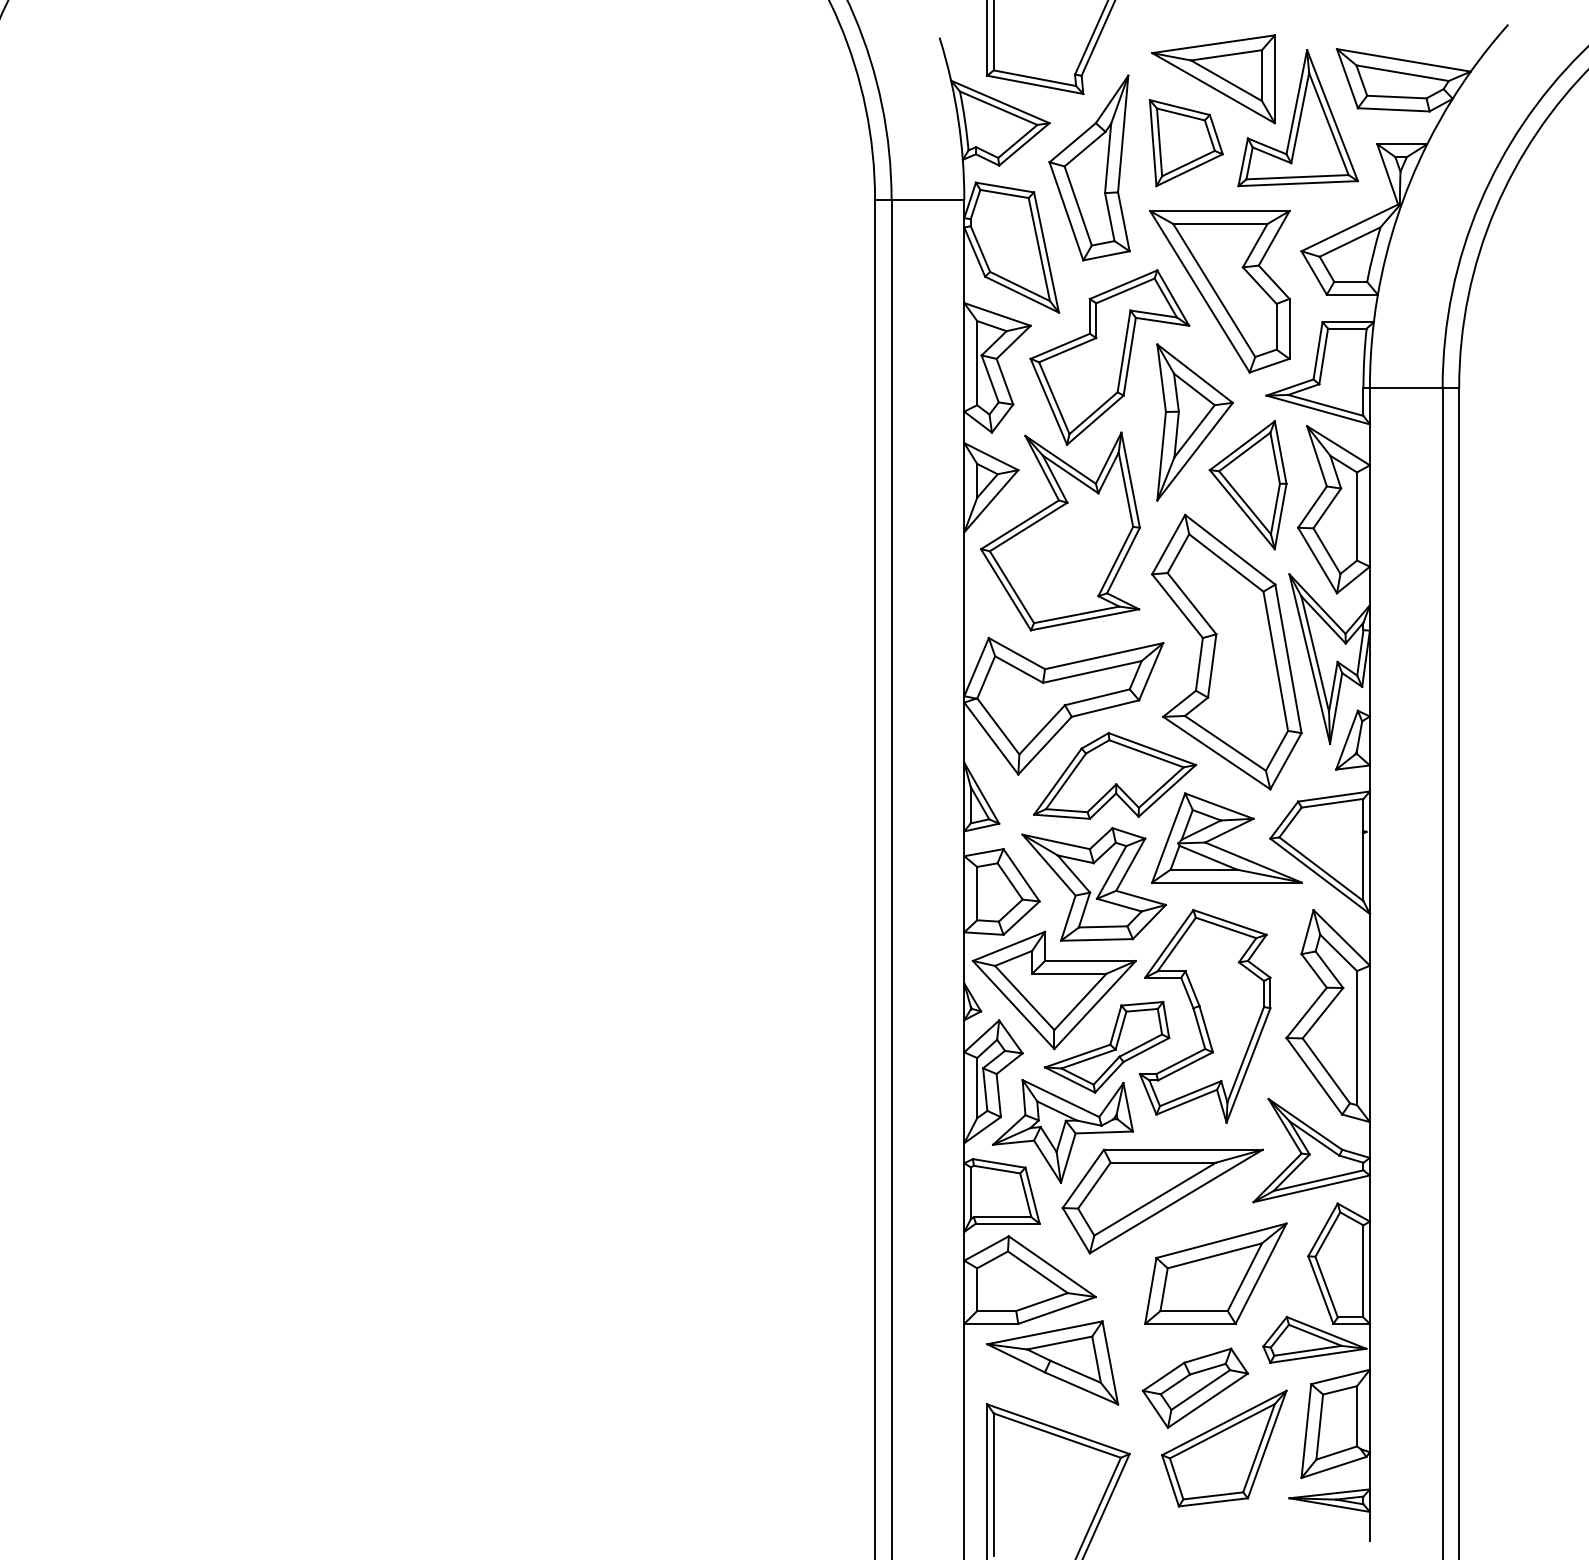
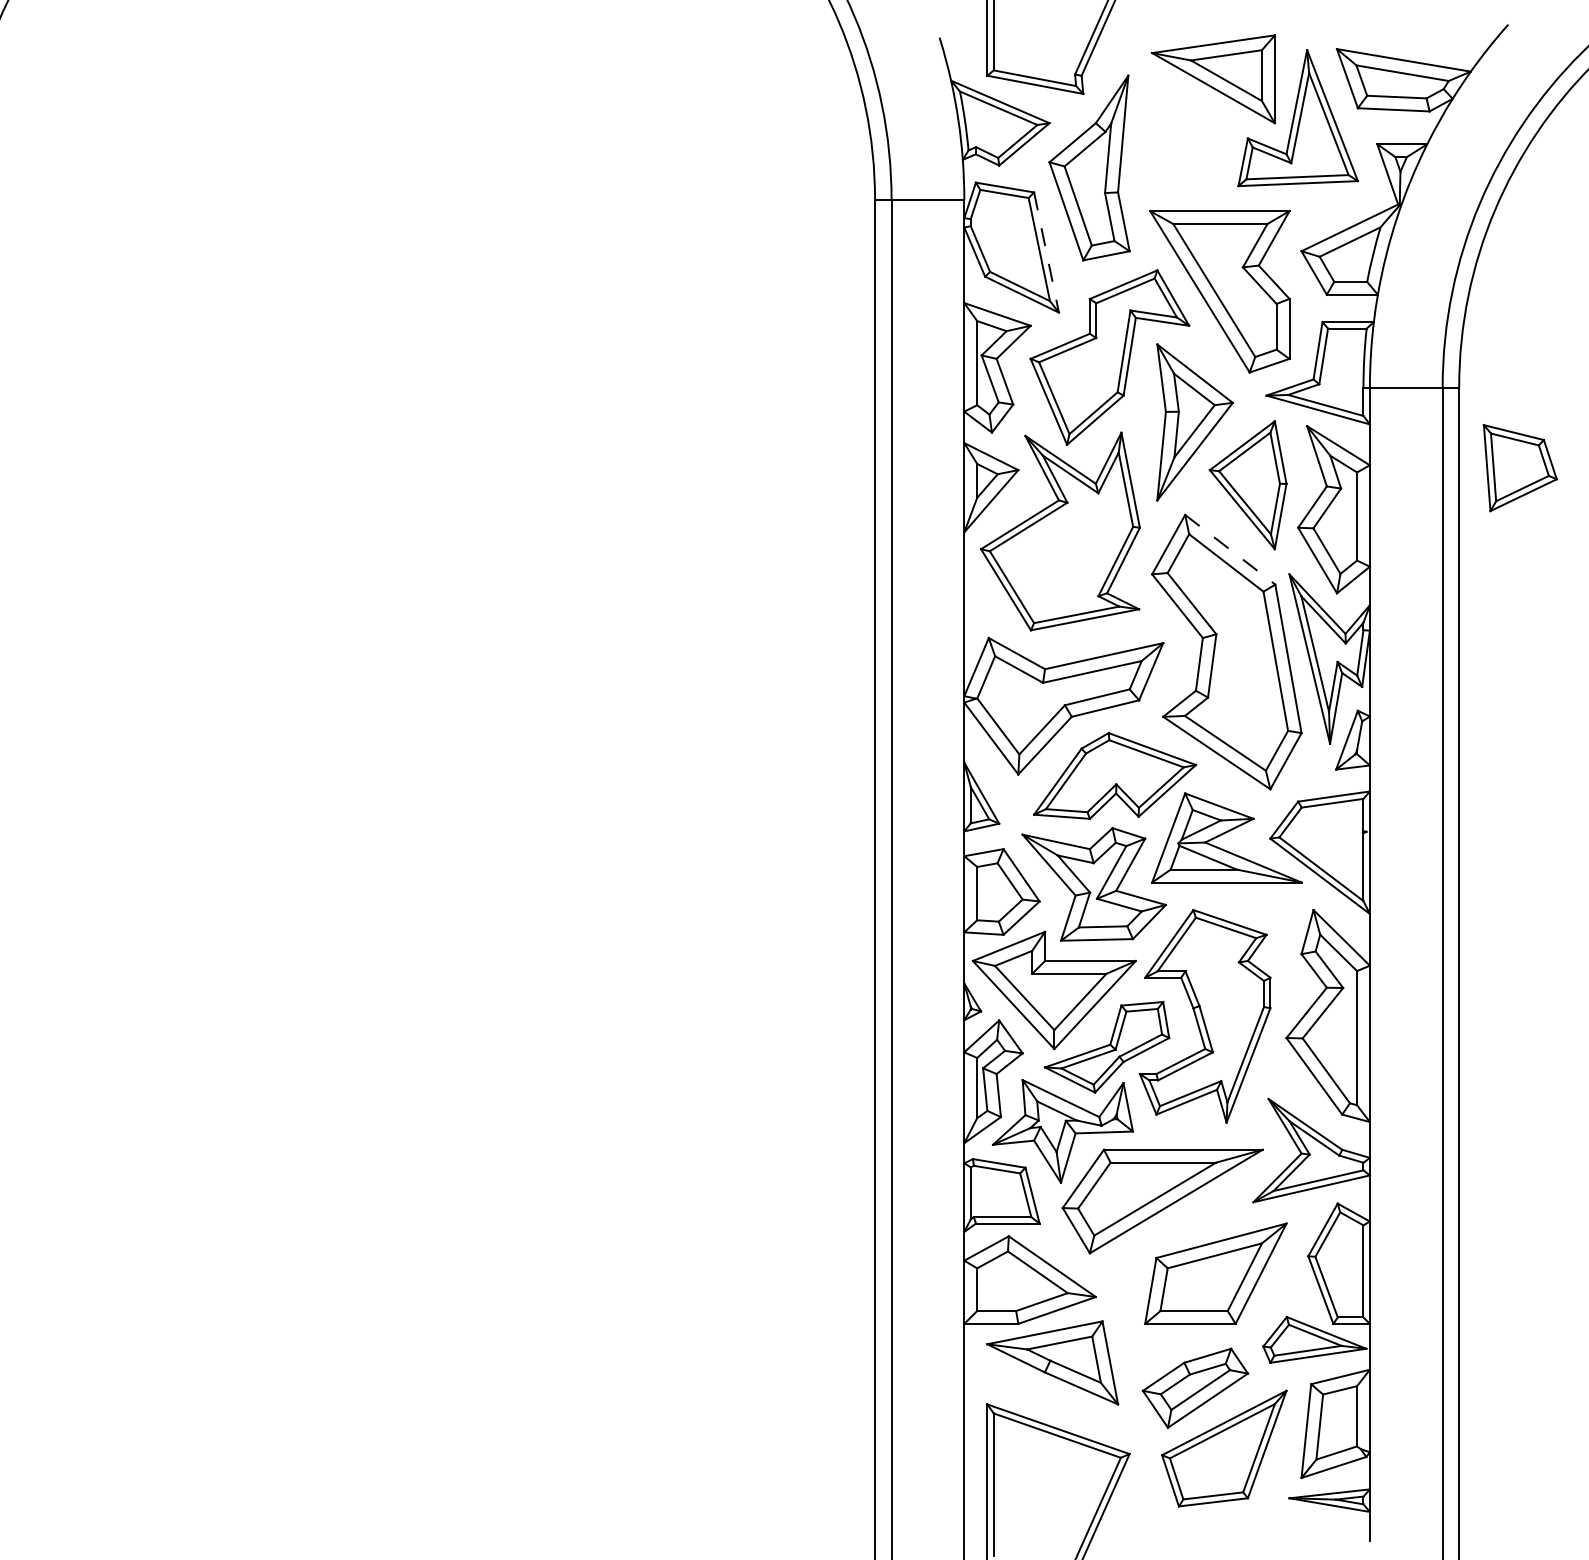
part position: (1185, 143) -> (1519, 468) (1519, 468)
line: solid -> dashed (1046, 253)
line: solid -> dashed (1230, 549)
